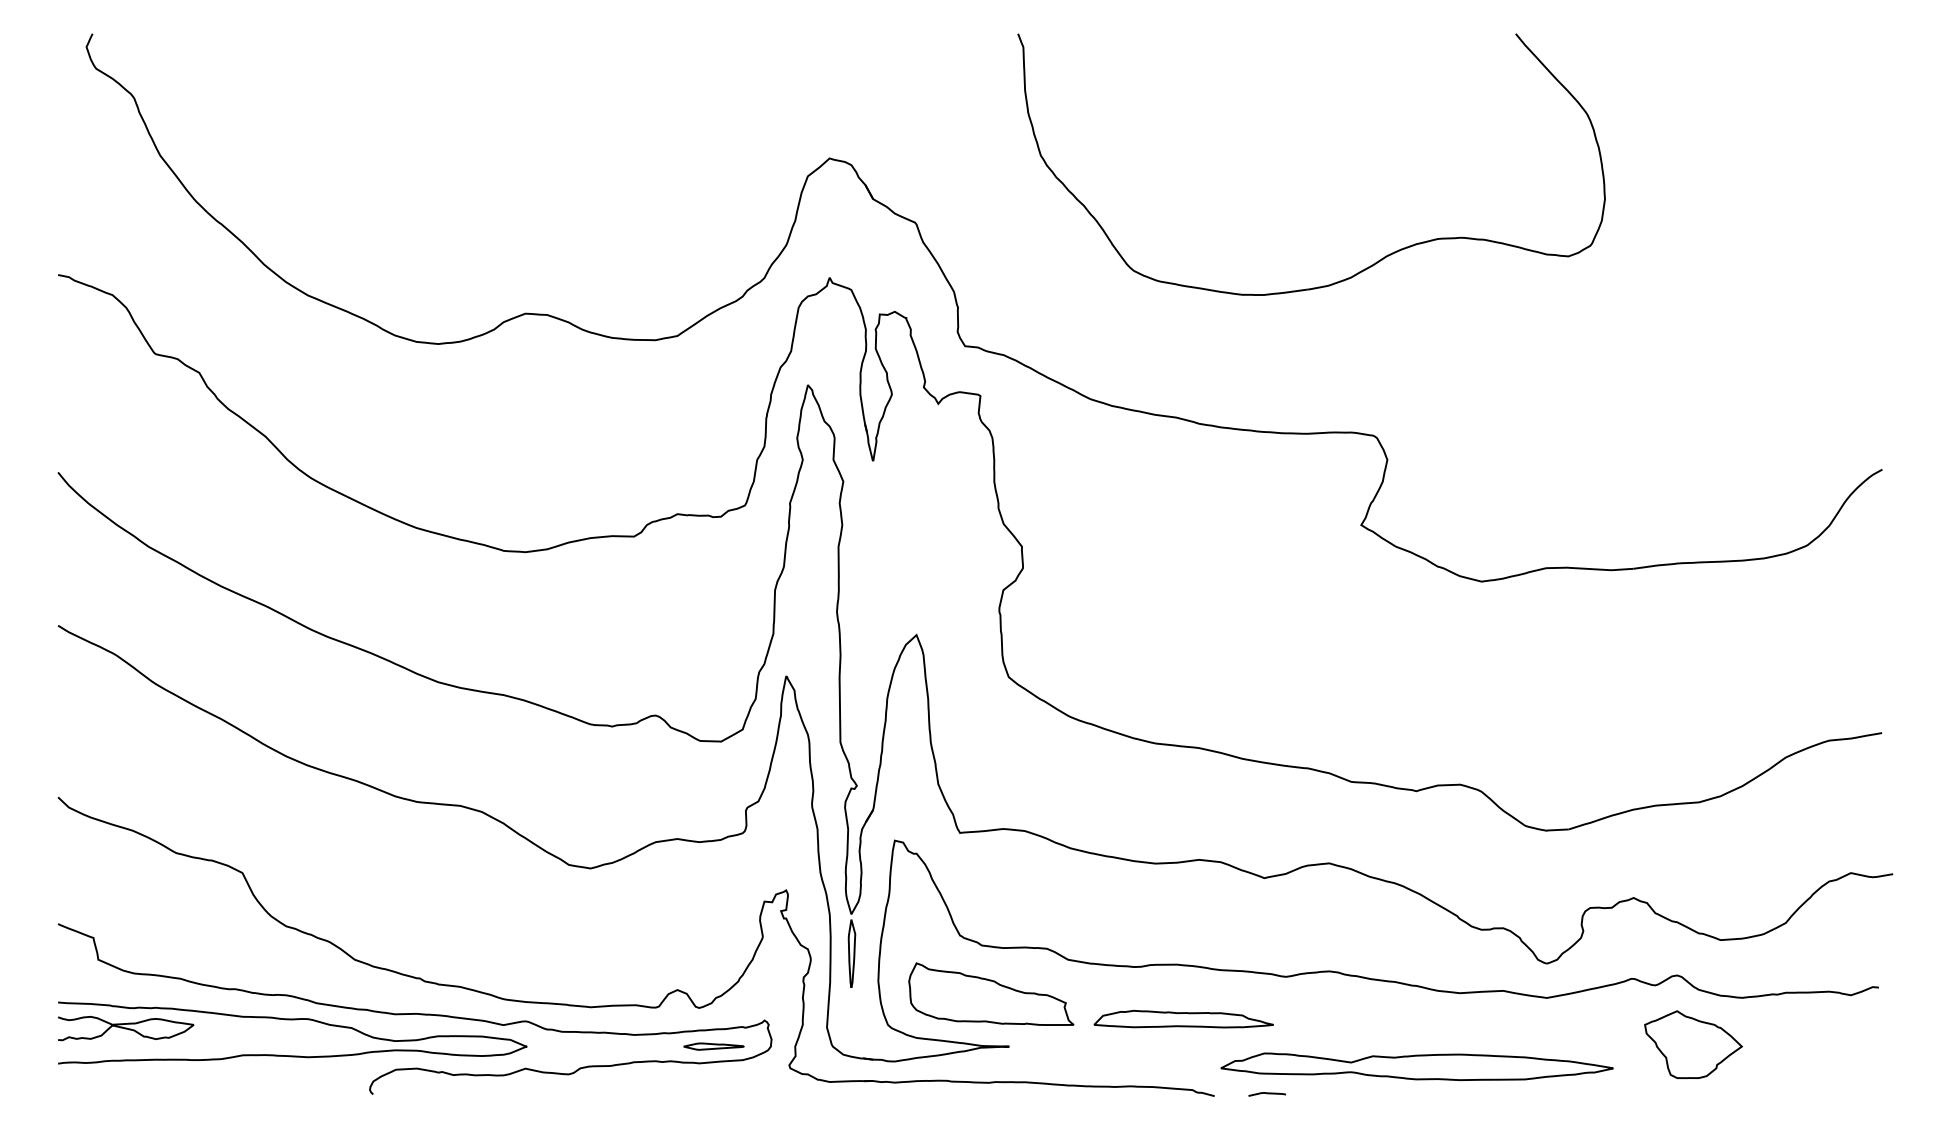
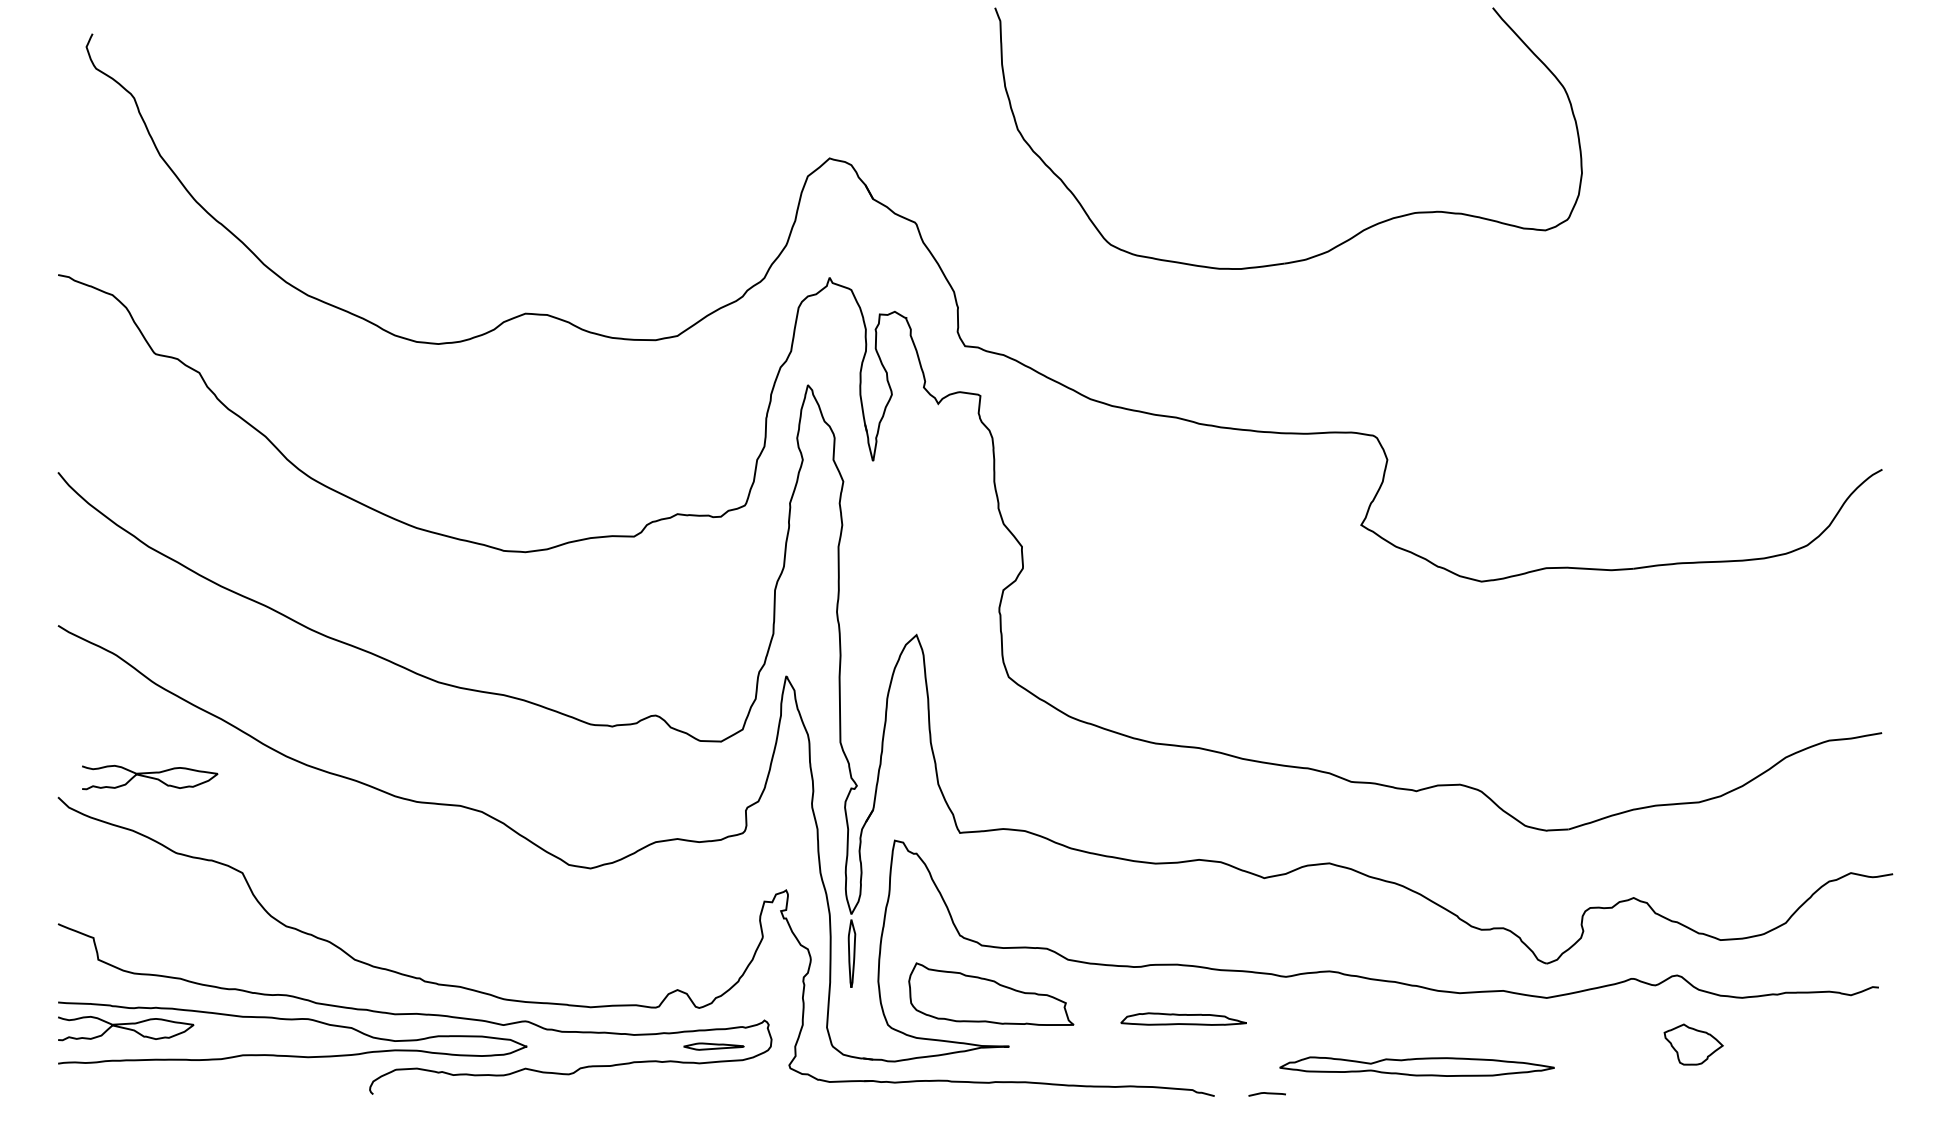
part position: (1364, 268) -> (1341, 242) (1341, 242)
curve: none -> present (150, 777)
part size: 181x20 px -> 127x14 px (1183, 1018)
part size: 100x69 px -> 61x43 px (1693, 1044)
part size: 394x29 px -> 276x21 px (1416, 1066)
